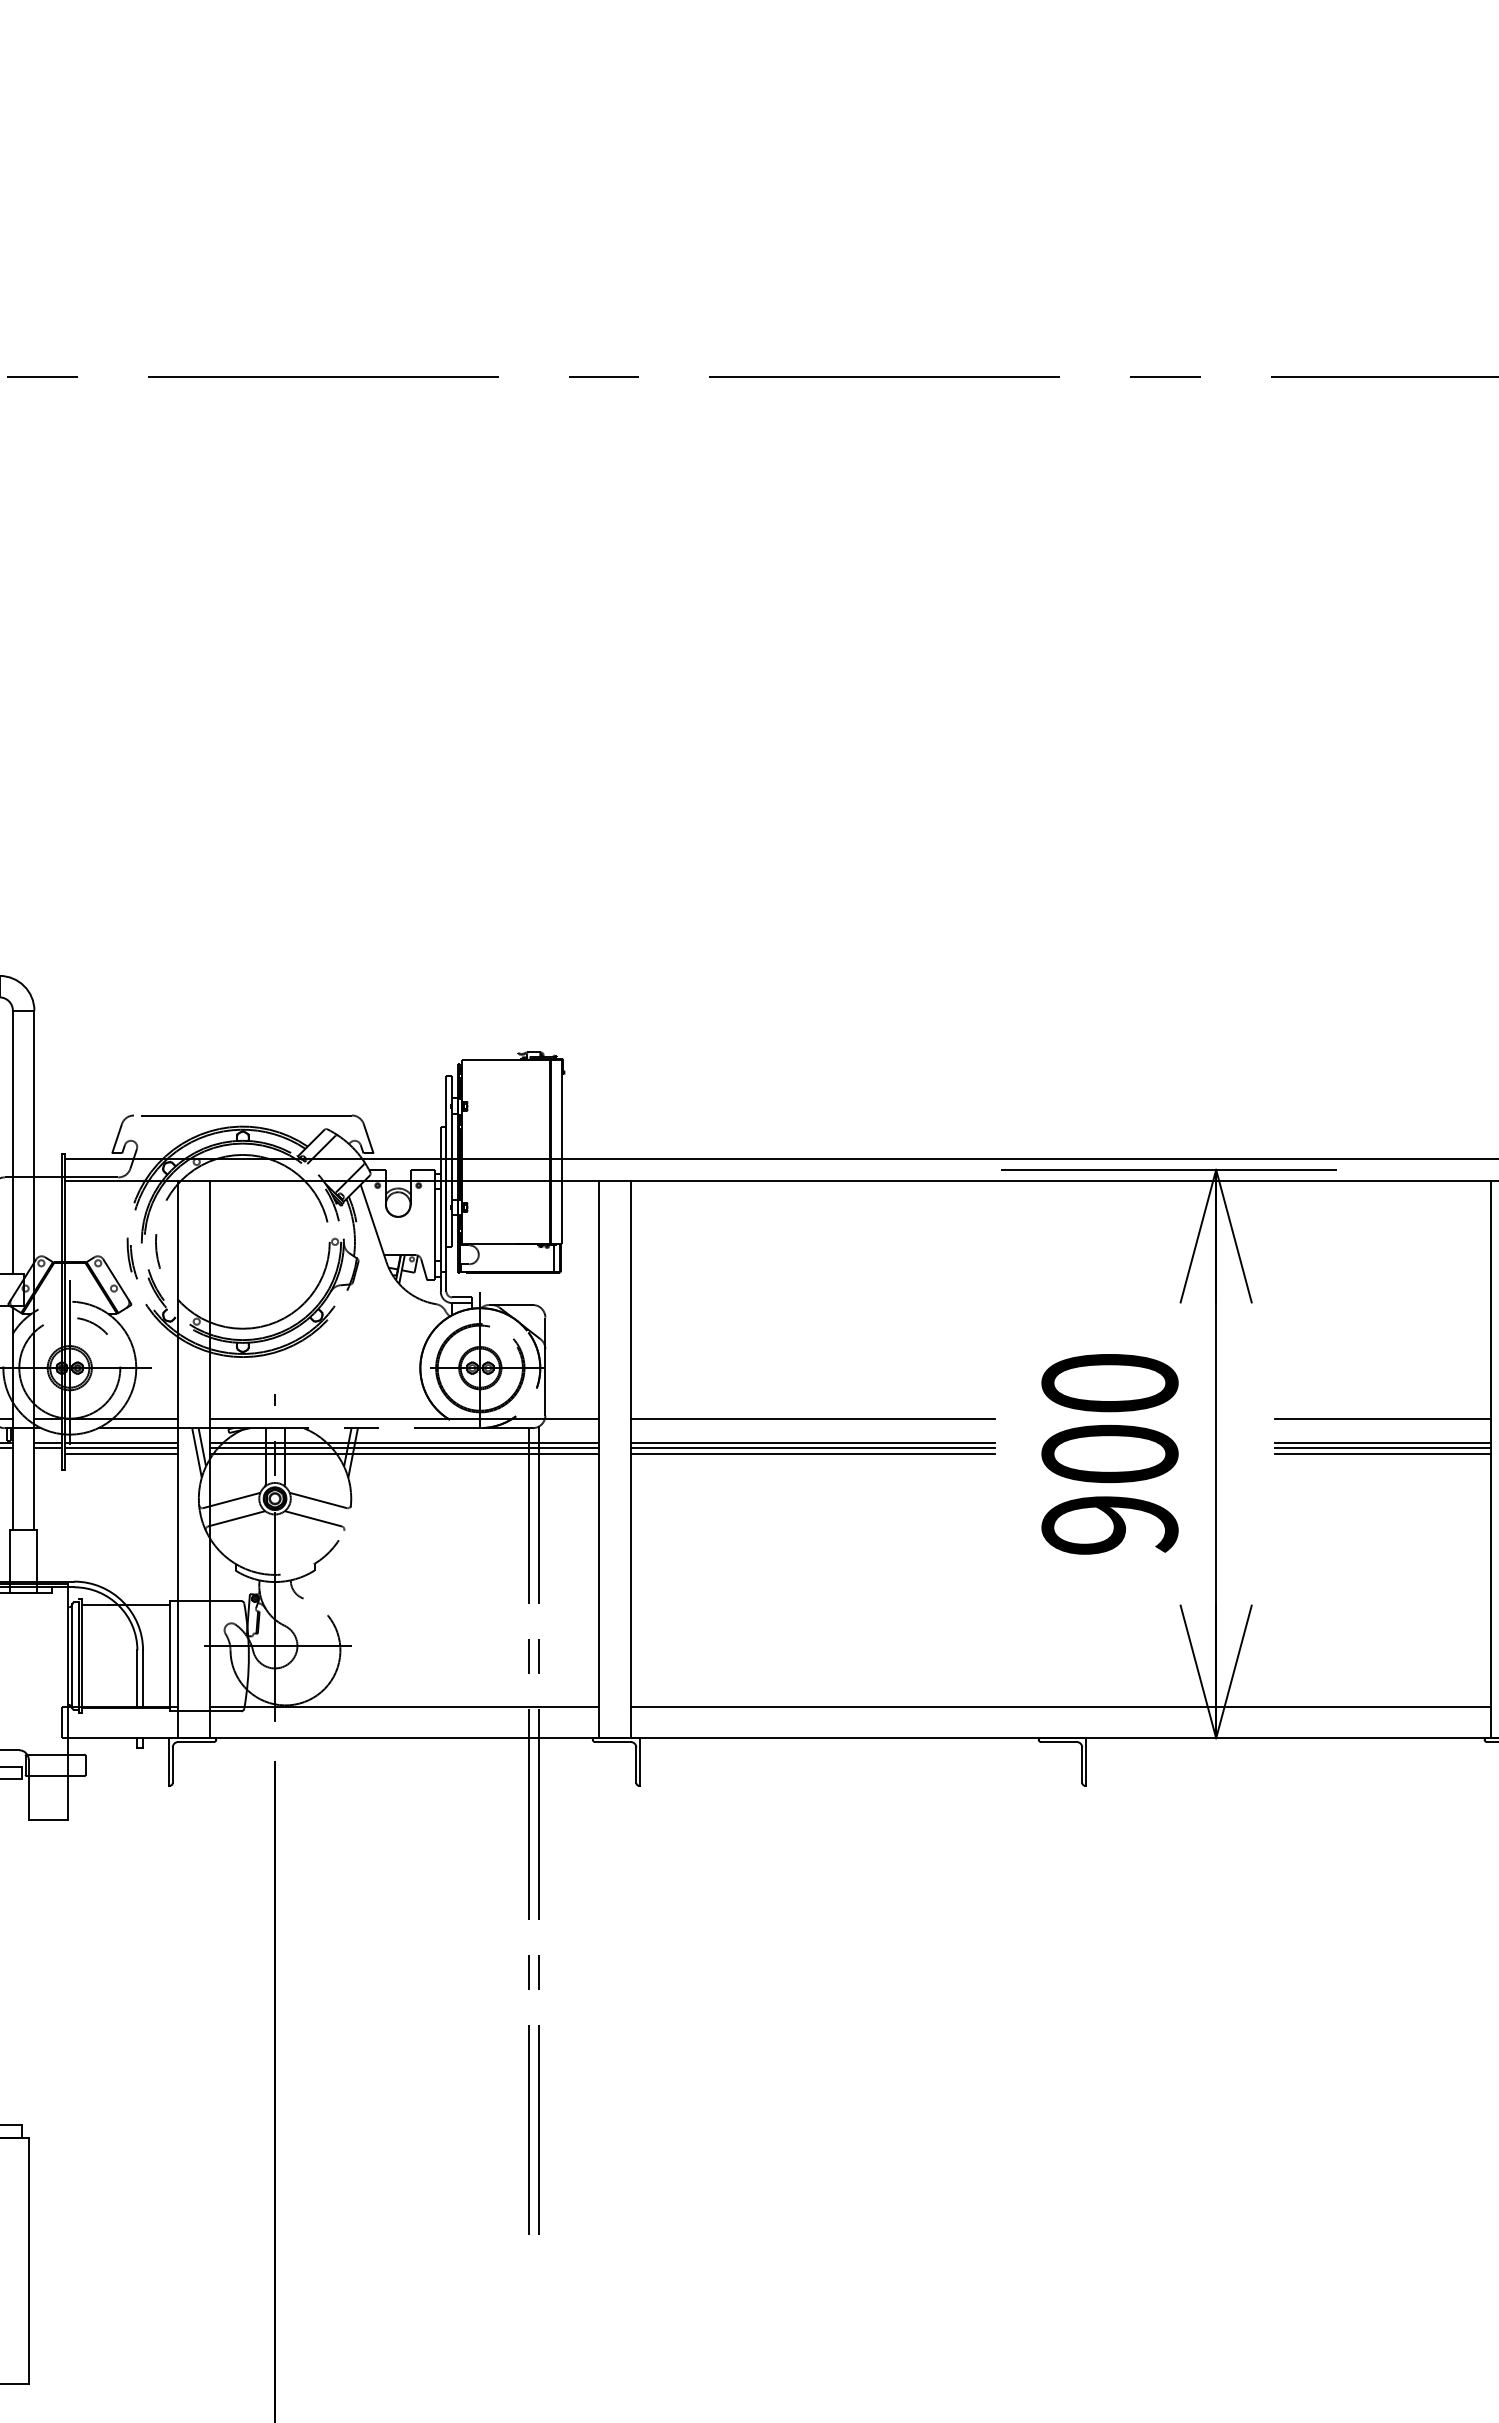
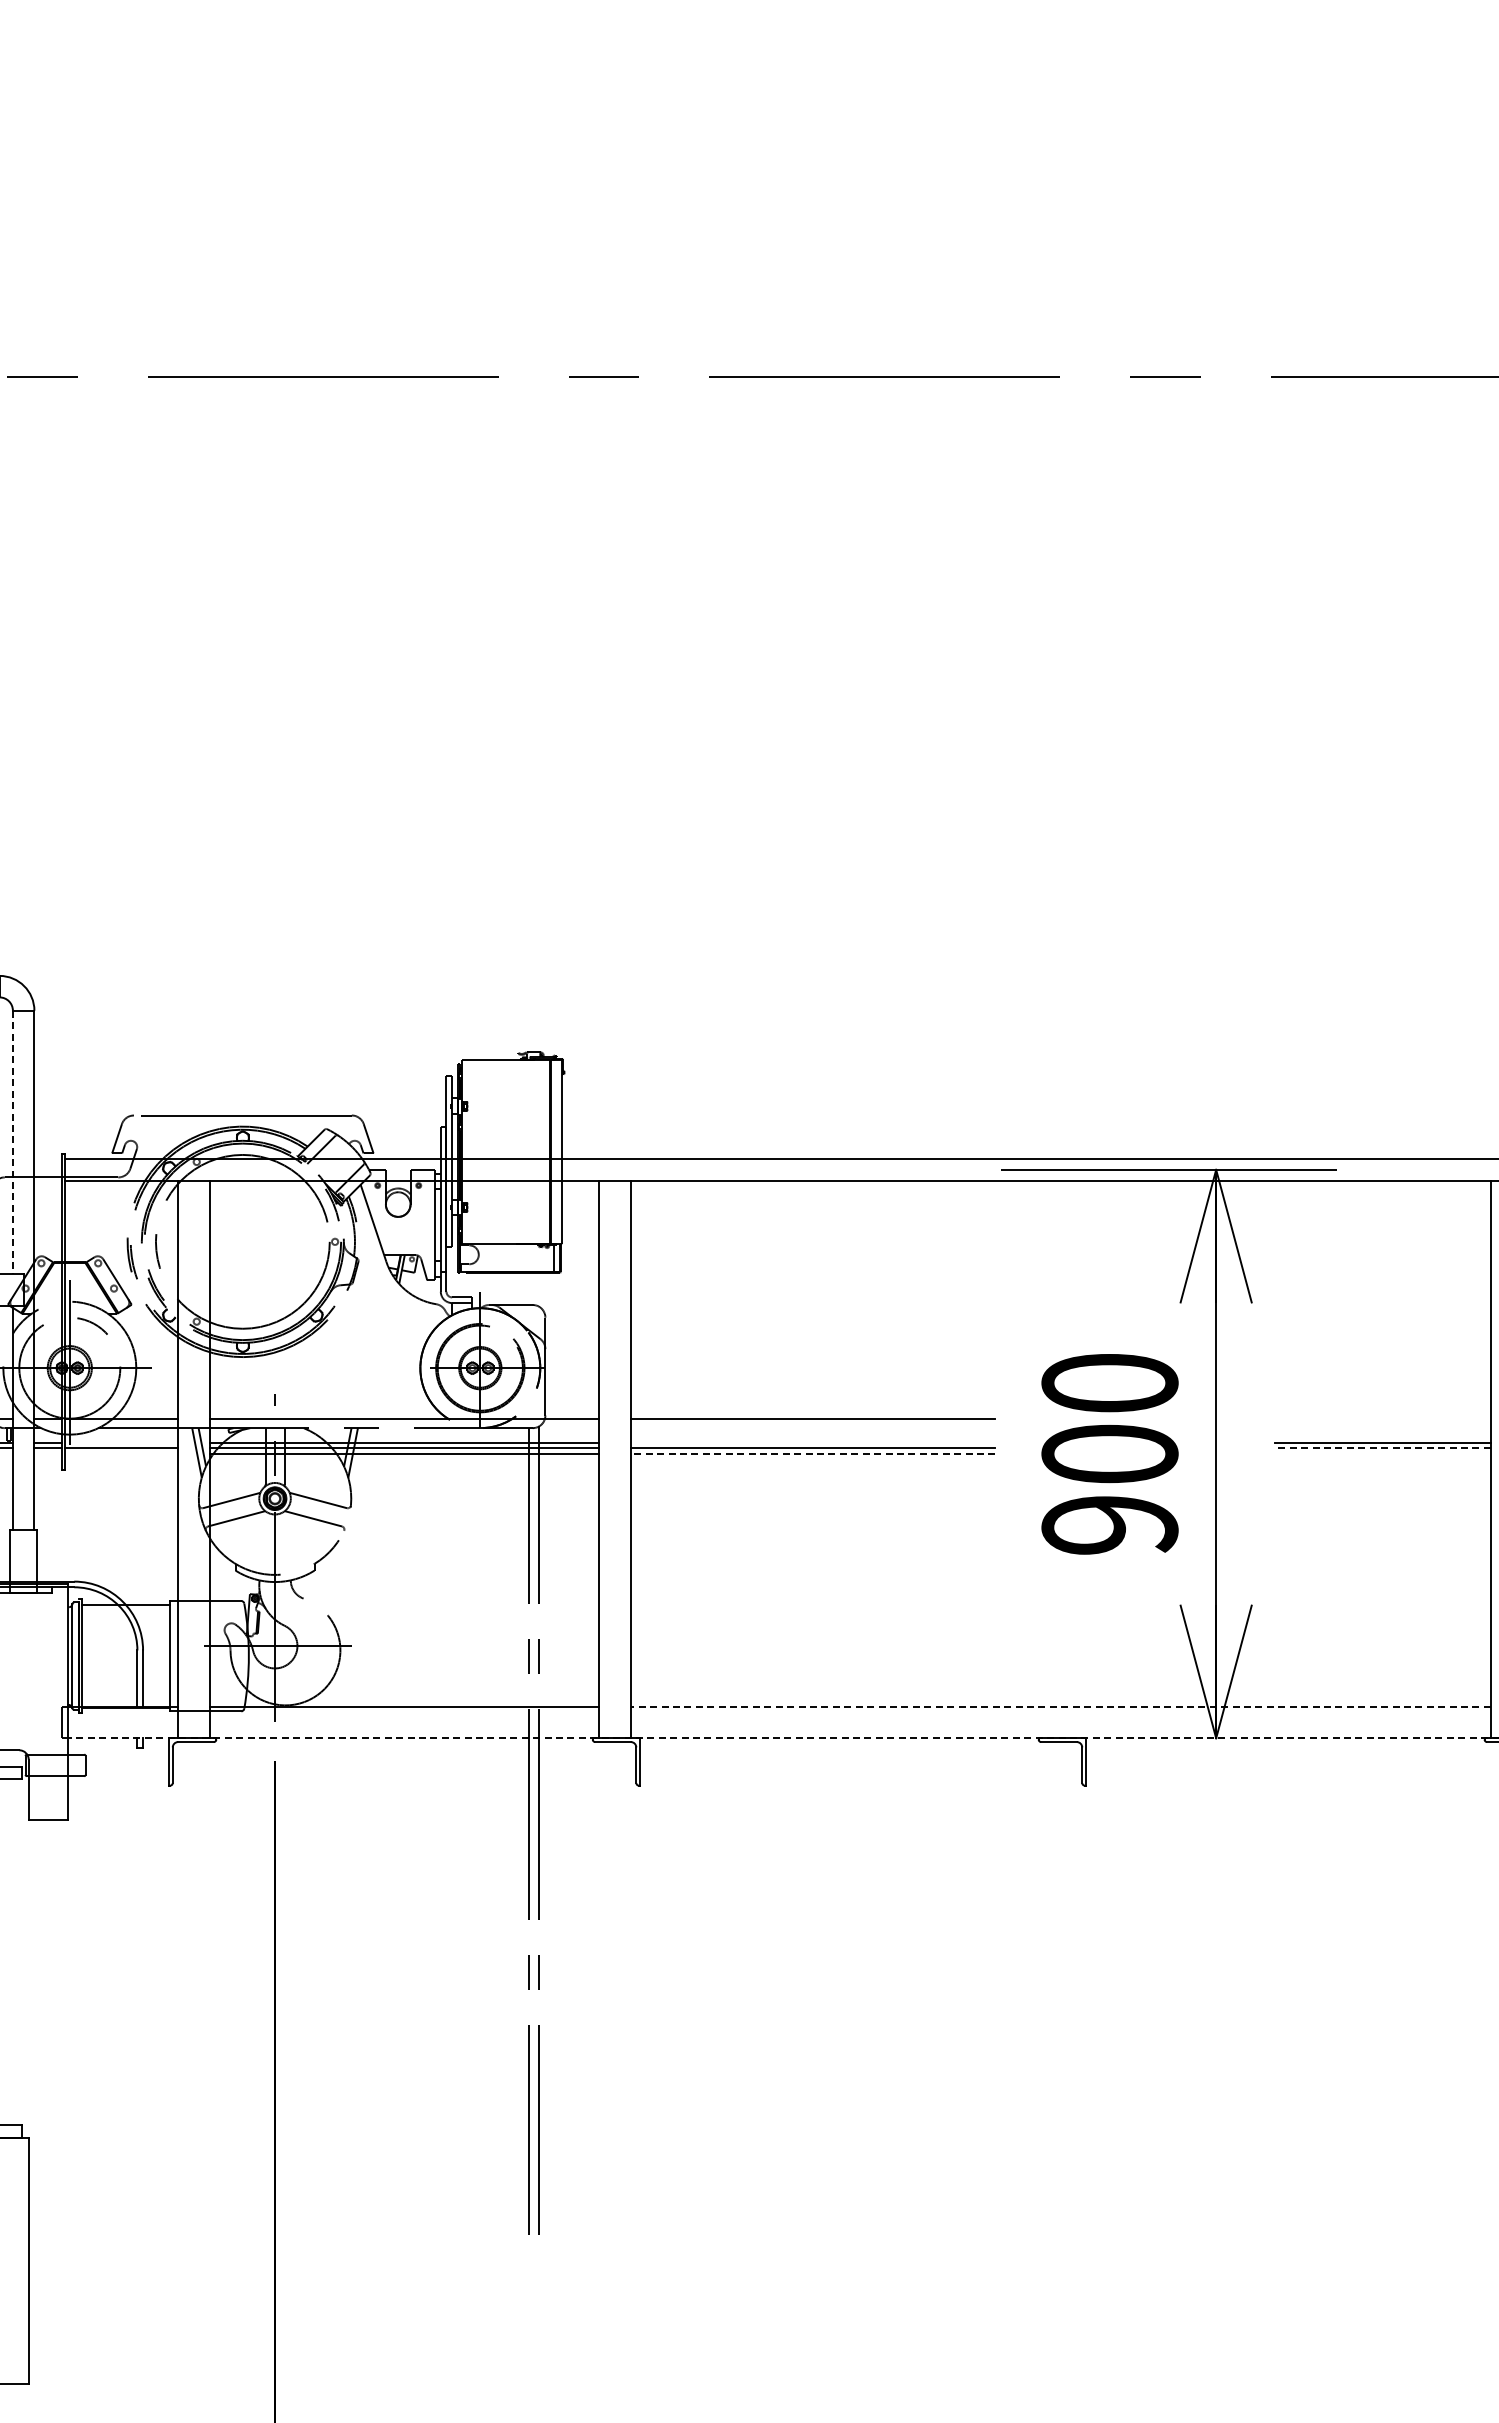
line: solid -> dashed (12, 1142)
line: present -> none (1382, 1418)
line: present -> none (121, 1442)
line: present -> none (812, 1442)
line: solid -> dashed (1382, 1448)
line: present -> none (121, 1454)
line: solid -> dashed (812, 1454)
line: present -> none (1382, 1454)
line: solid -> dashed (1060, 1706)
line: solid -> dashed (783, 1738)
